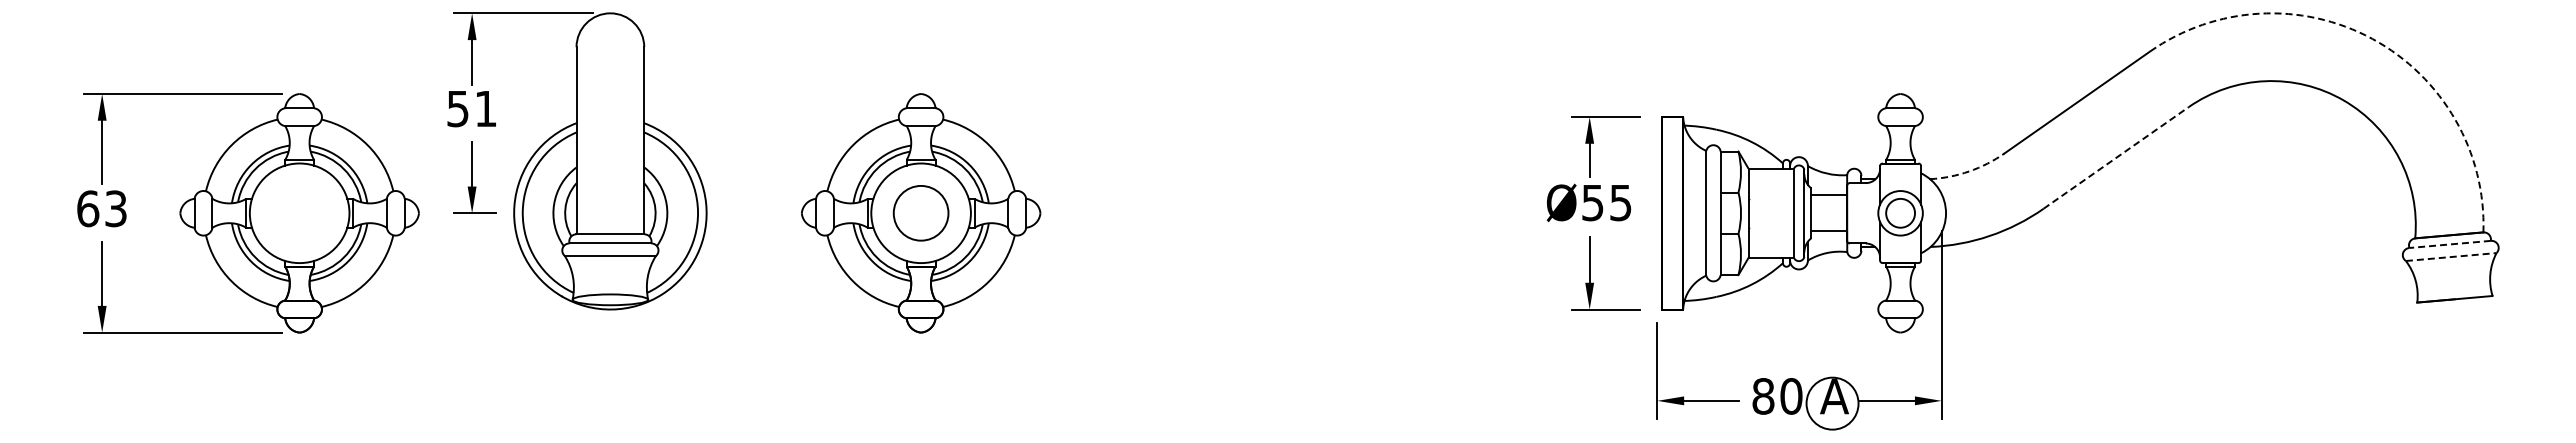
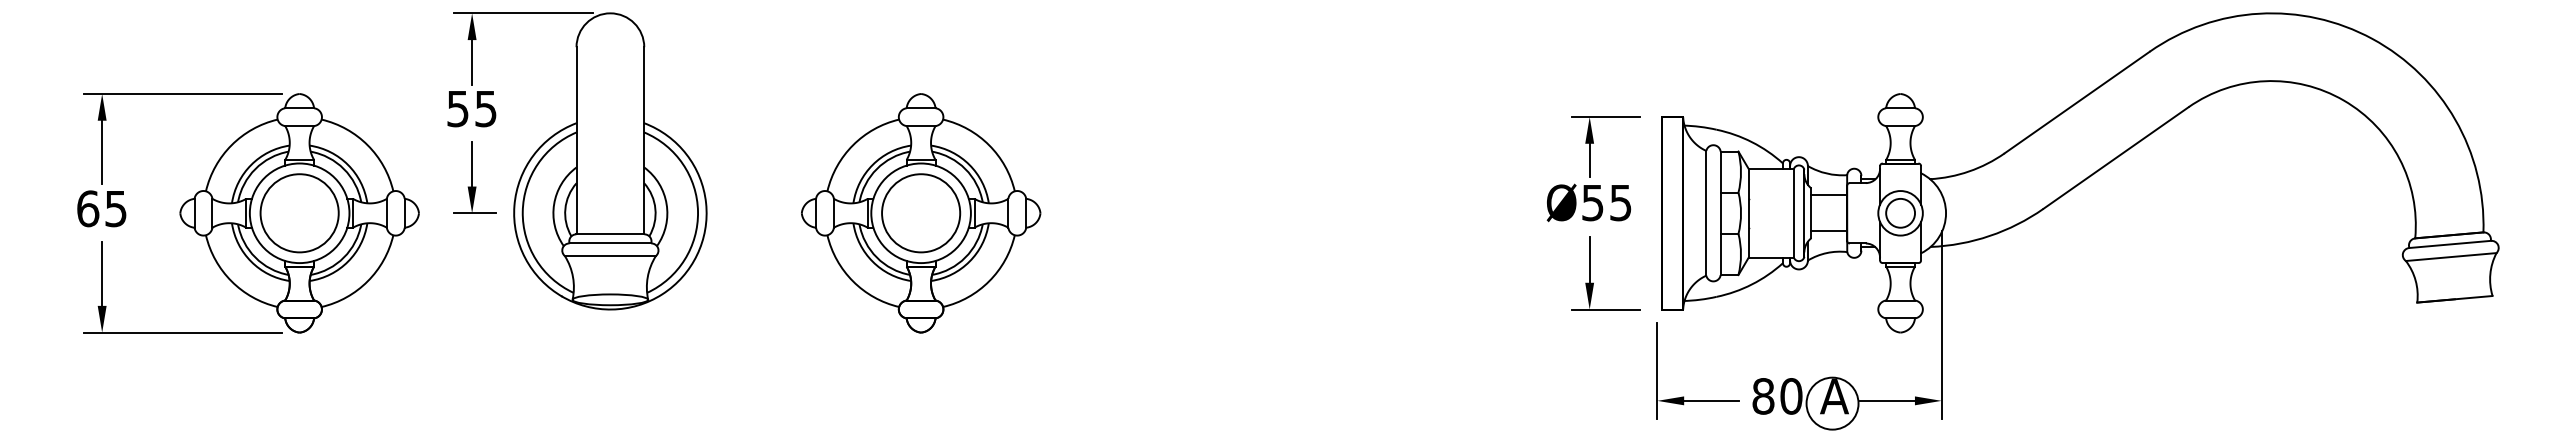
arc: dashed -> solid (2372, 38)
text: 51 -> 55 (485, 109)
line: dashed -> solid (2116, 157)
arc: dashed -> solid (1969, 171)
text: 63 -> 65 (116, 208)
circle diameter: 55 px -> 78 px (921, 213)
circle: none -> present (299, 213)
line: dashed -> solid (2450, 244)
line: dashed -> solid (2451, 257)
